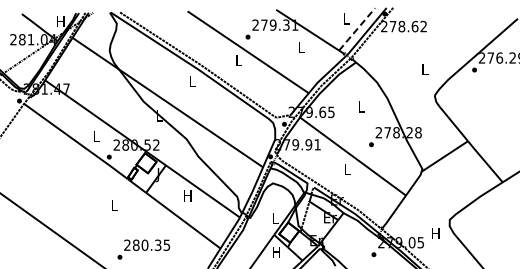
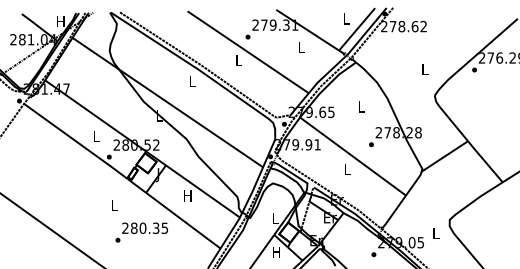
line: dashed -> solid (357, 29)
text: H -> L (435, 233)
text position: (143, 249) -> (141, 232) (141, 232)
